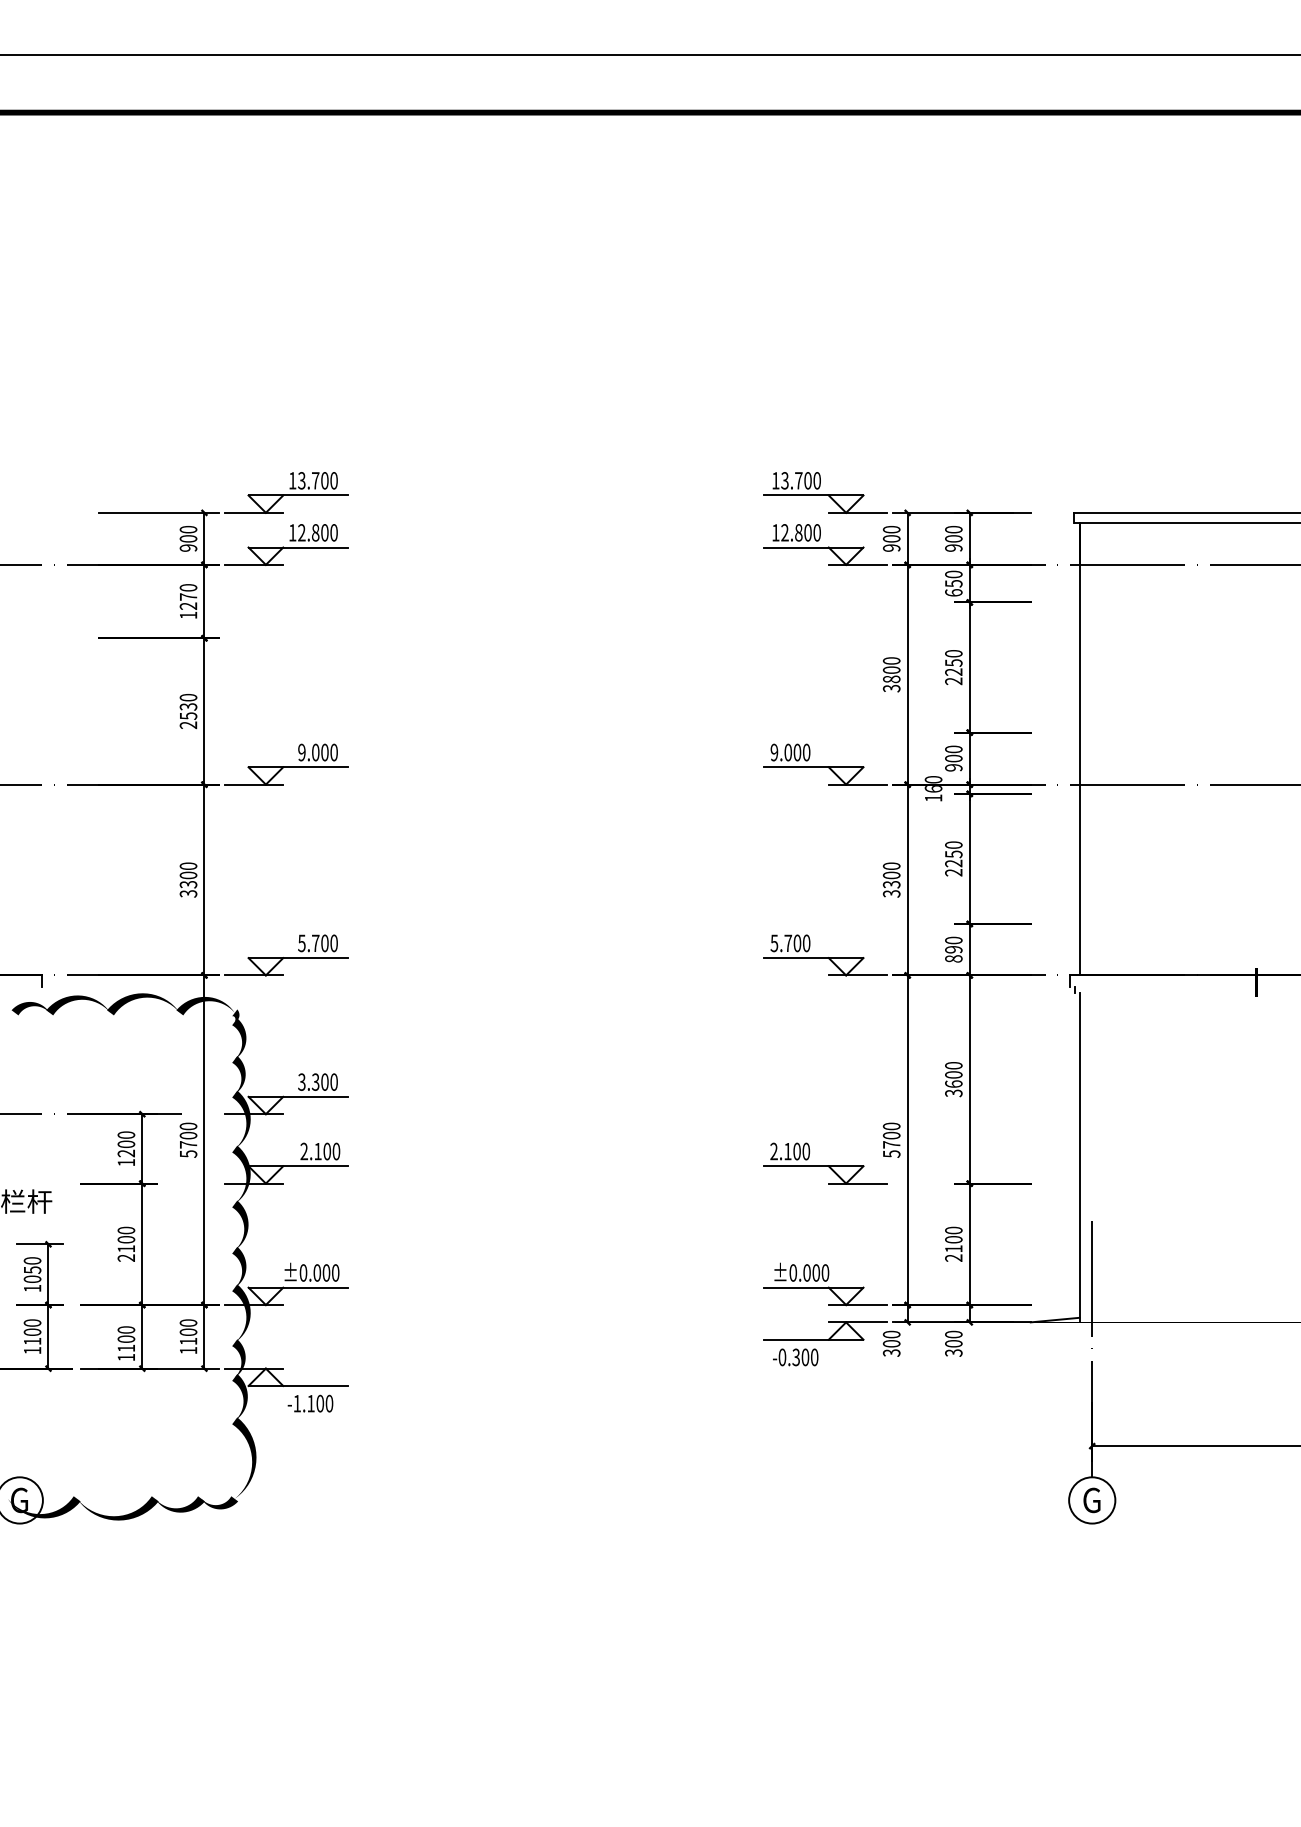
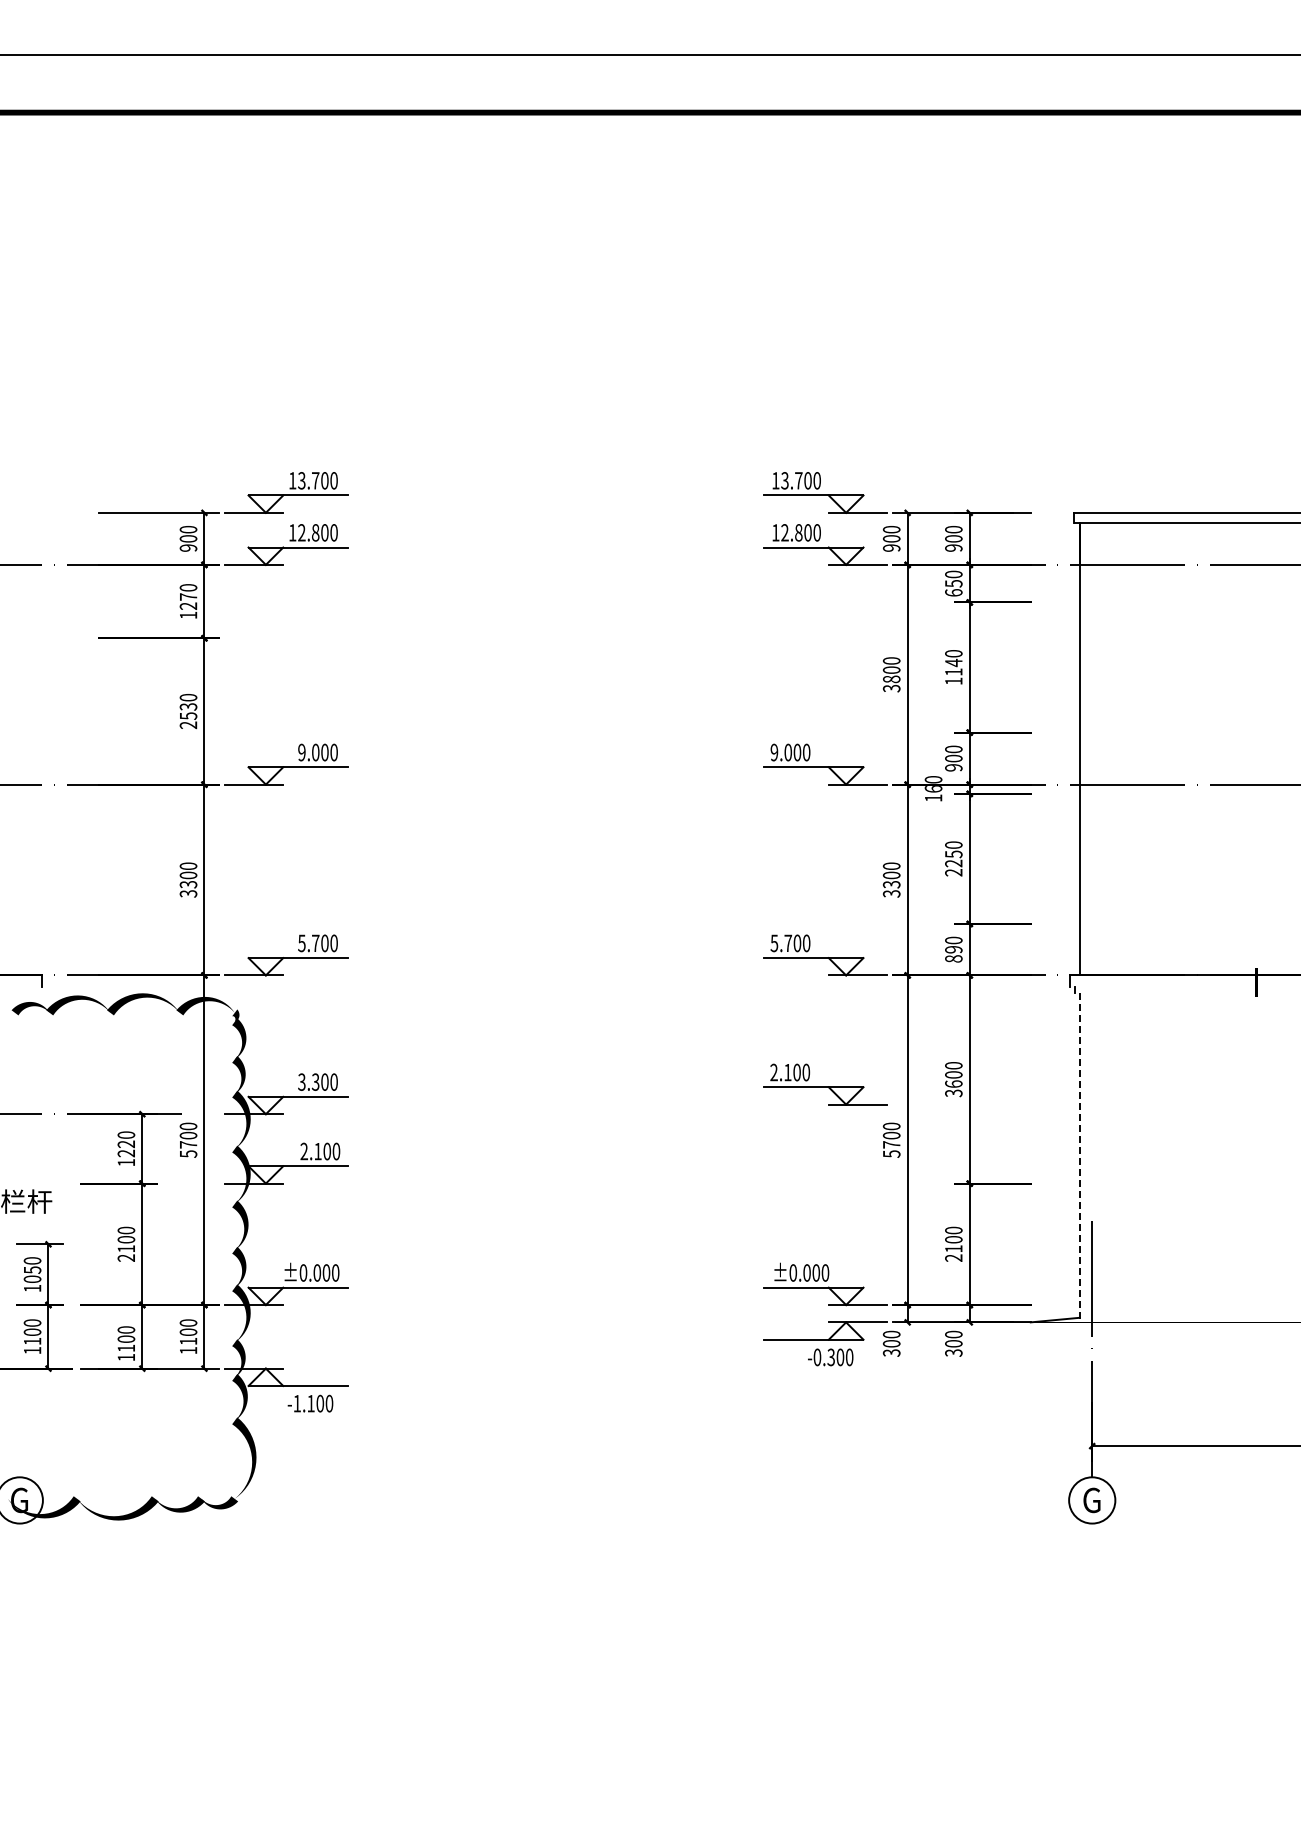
text: 2250 -> 1140 (953, 671)
text: 1200 -> 1220 (126, 1144)
line: solid -> dashed (1079, 1157)
part position: (825, 1163) -> (825, 1084) (825, 1084)
text position: (795, 1357) -> (830, 1357) (830, 1357)
